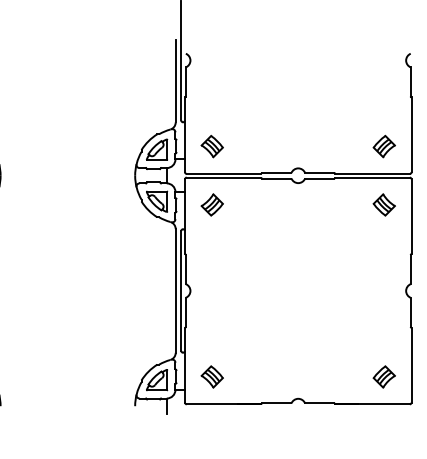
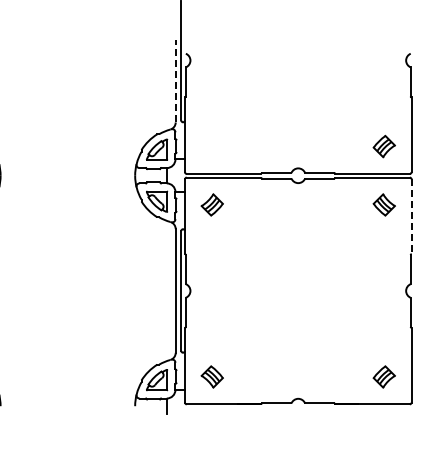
line: solid -> dashed (175, 80)
part: present -> none (211, 146)
line: solid -> dashed (411, 217)
